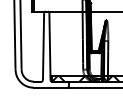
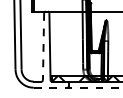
line: solid -> dashed (43, 46)
line: solid -> dashed (78, 87)
